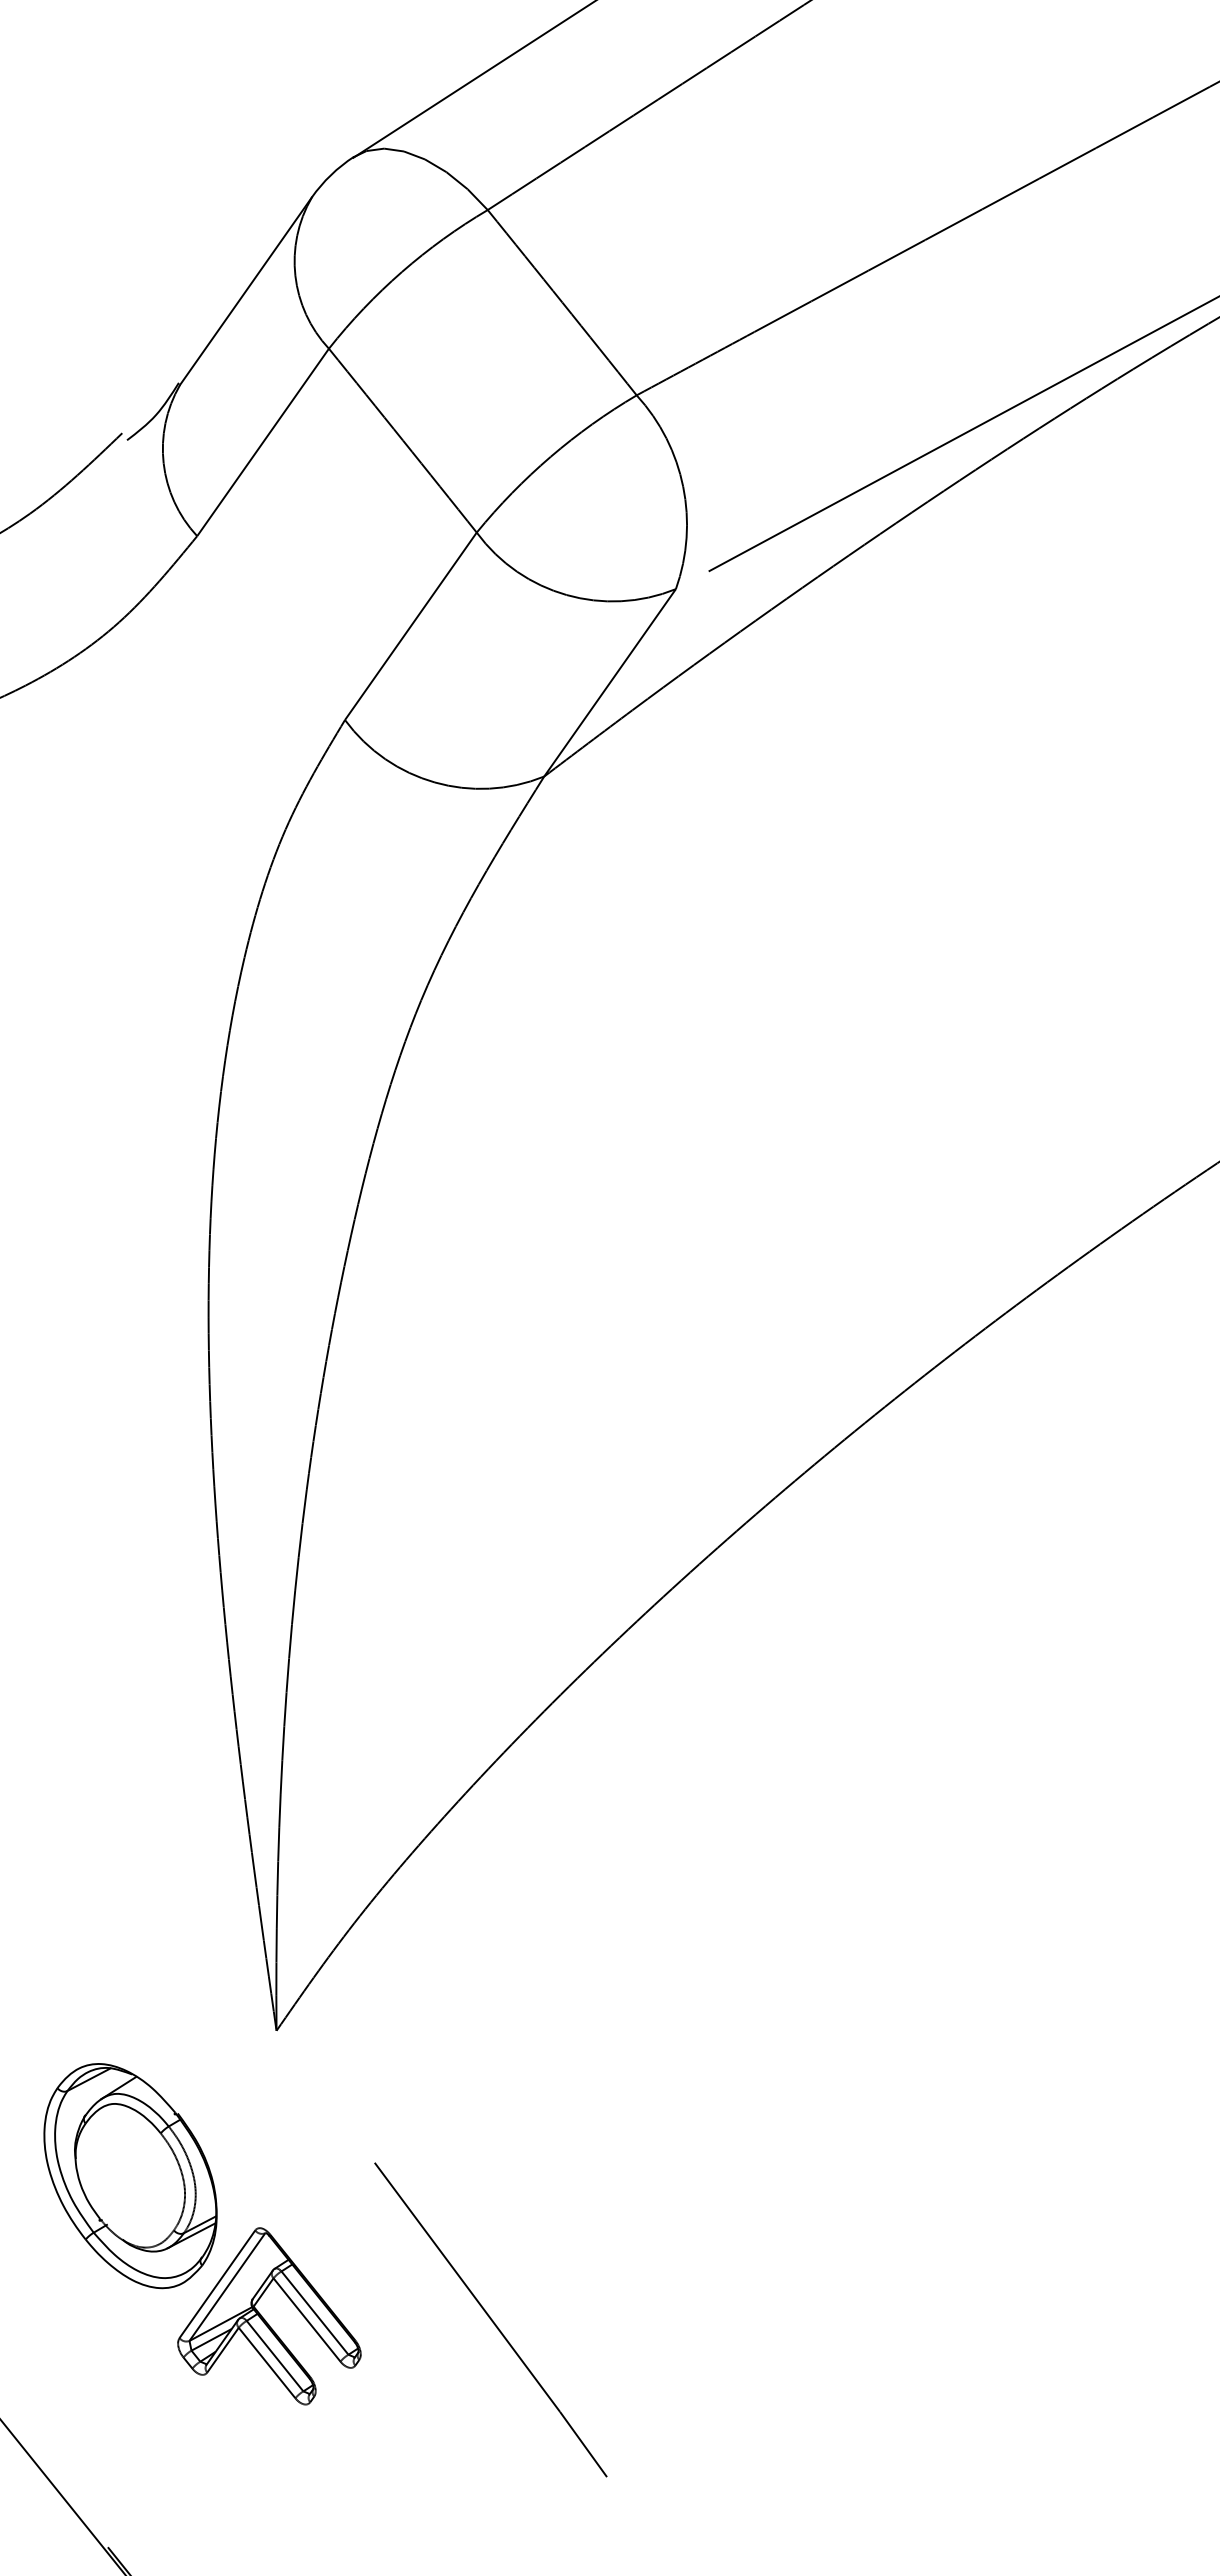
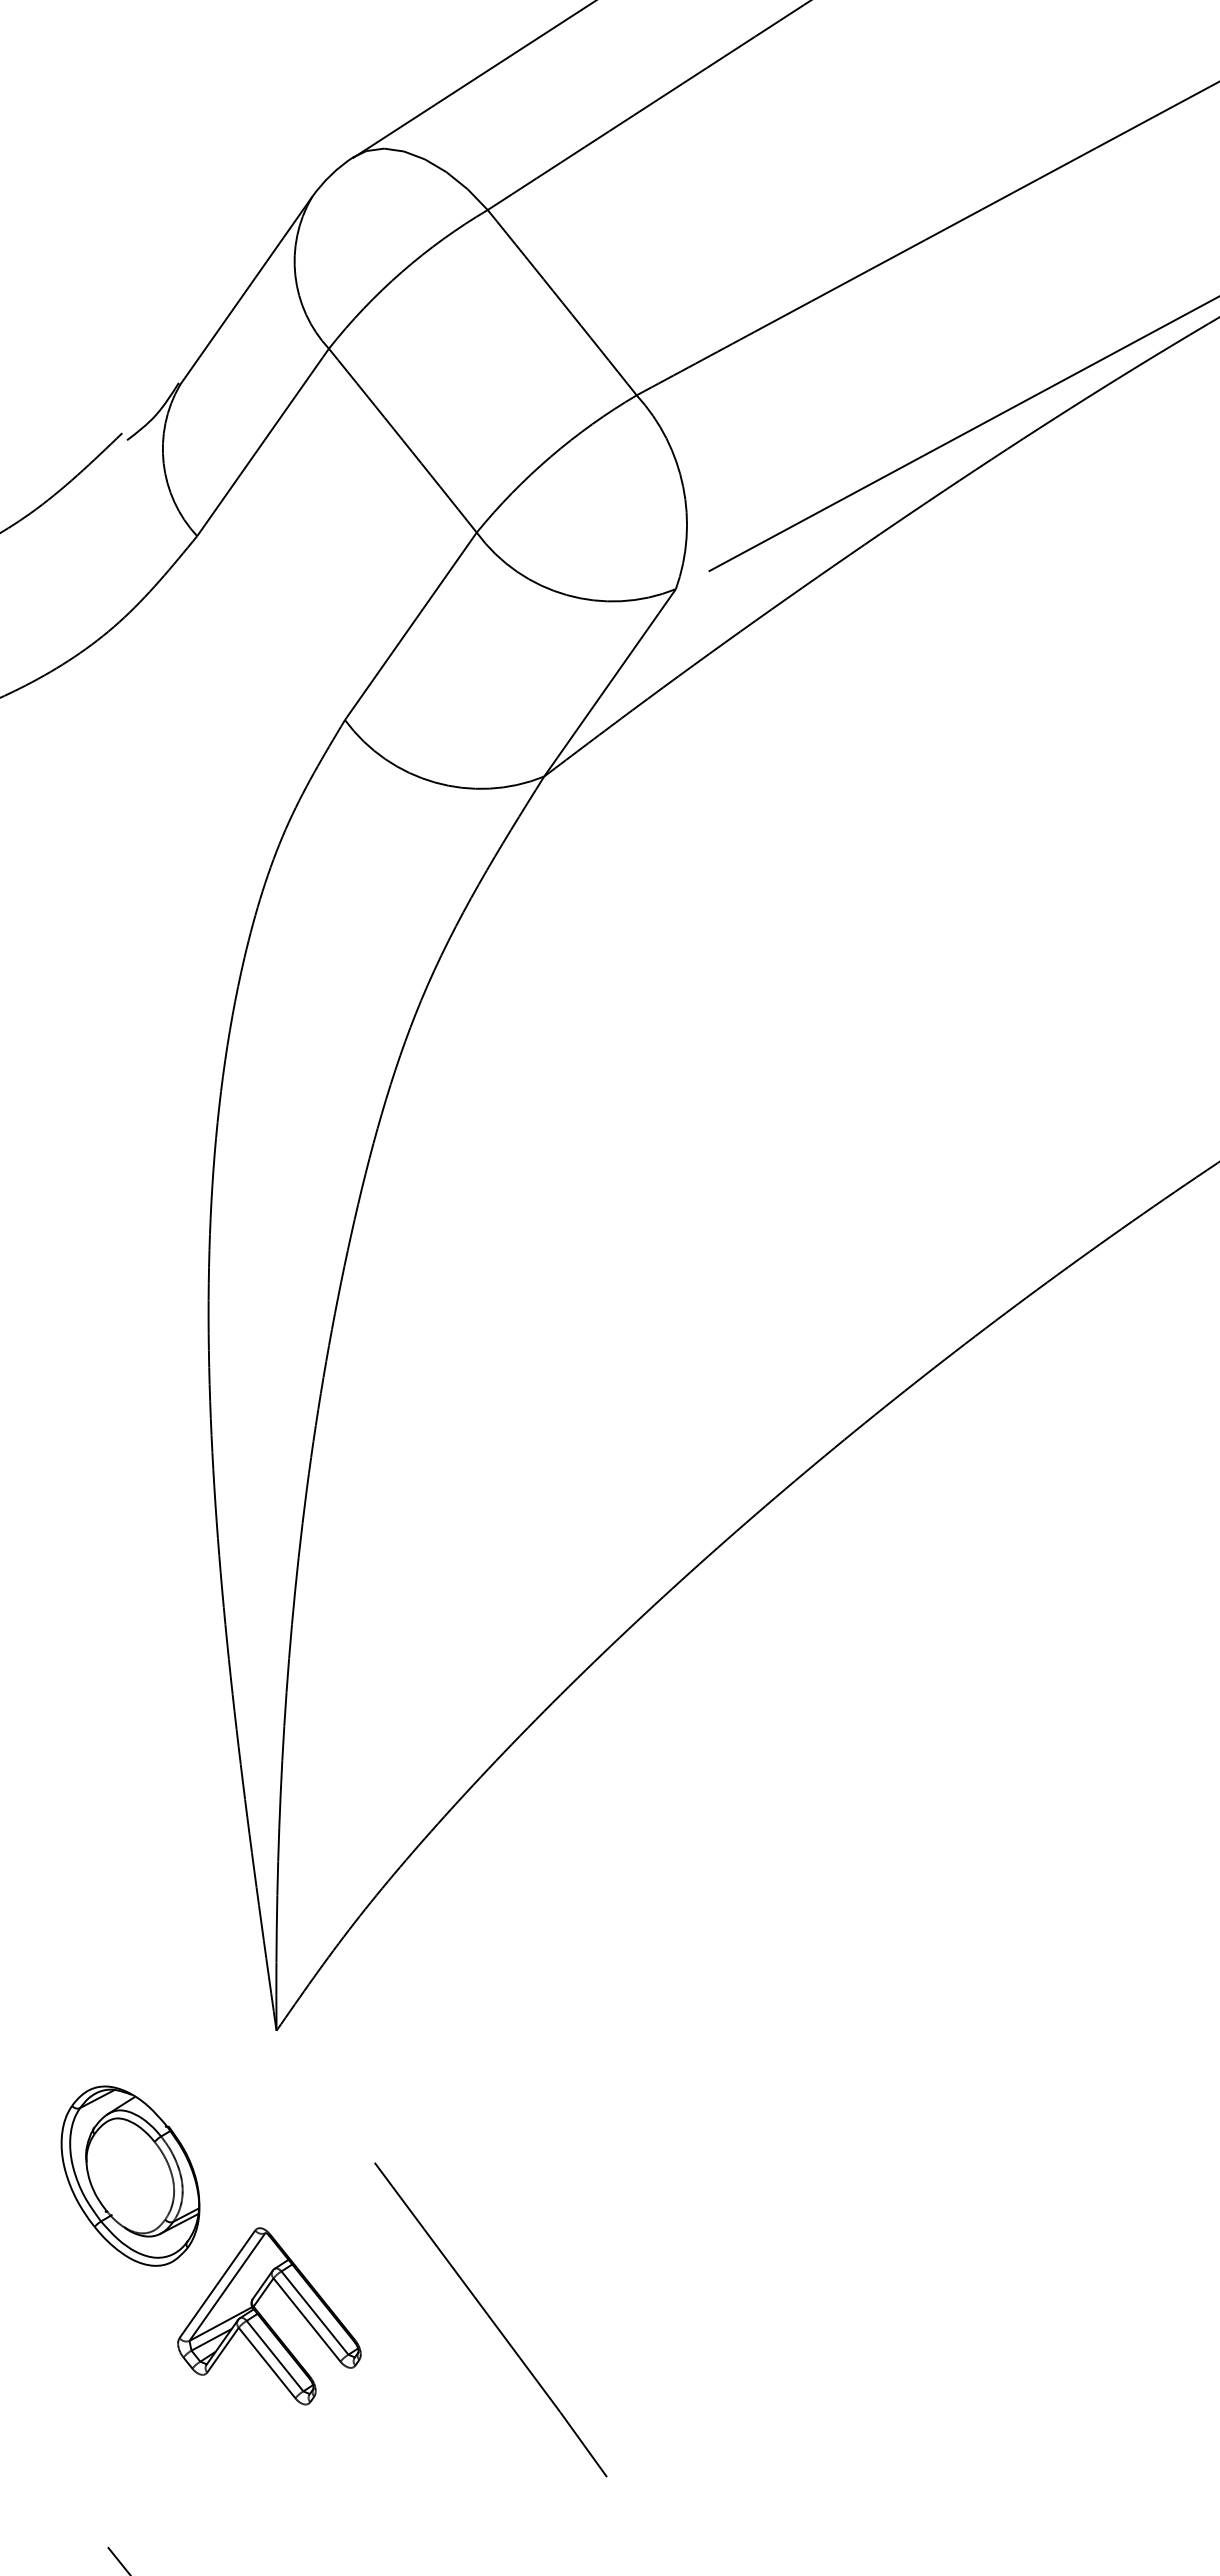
part size: 175x227 px -> 141x182 px (130, 2175)
line: present -> none (62, 2497)
